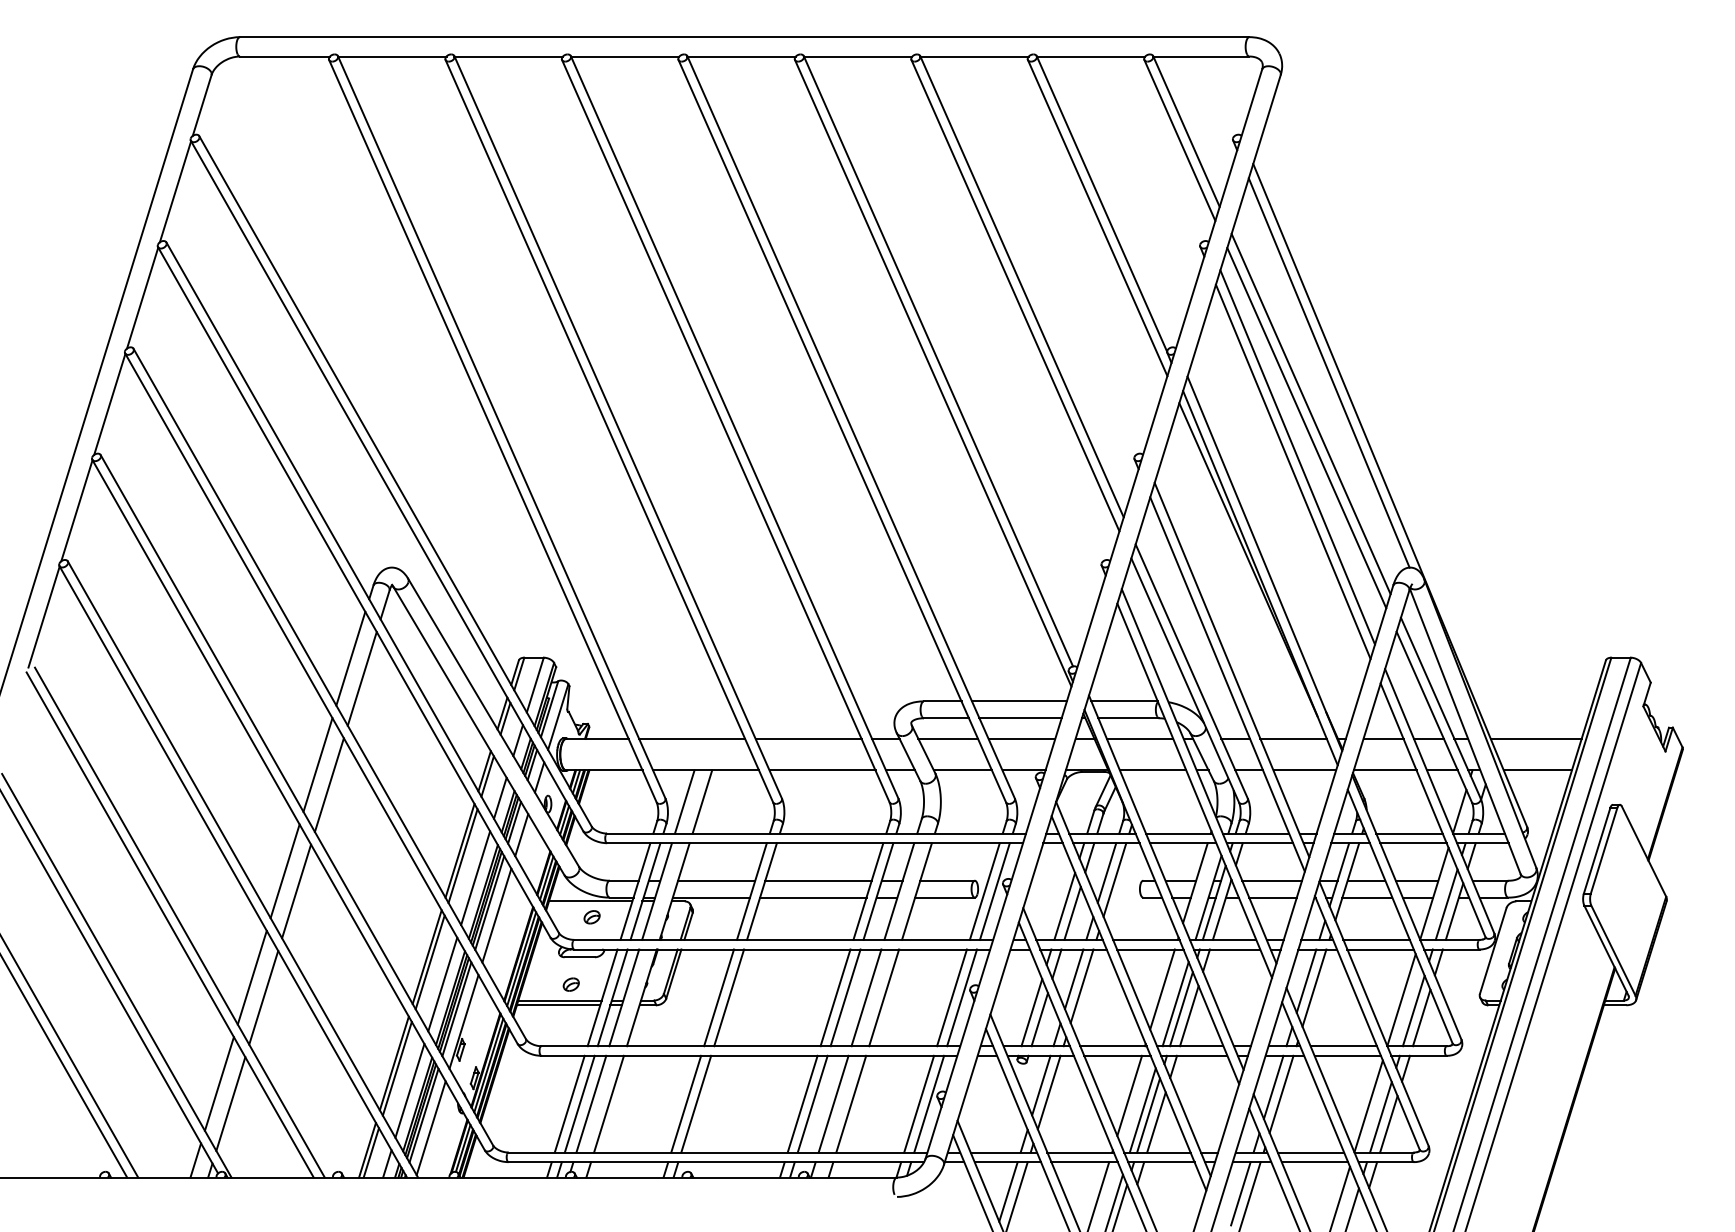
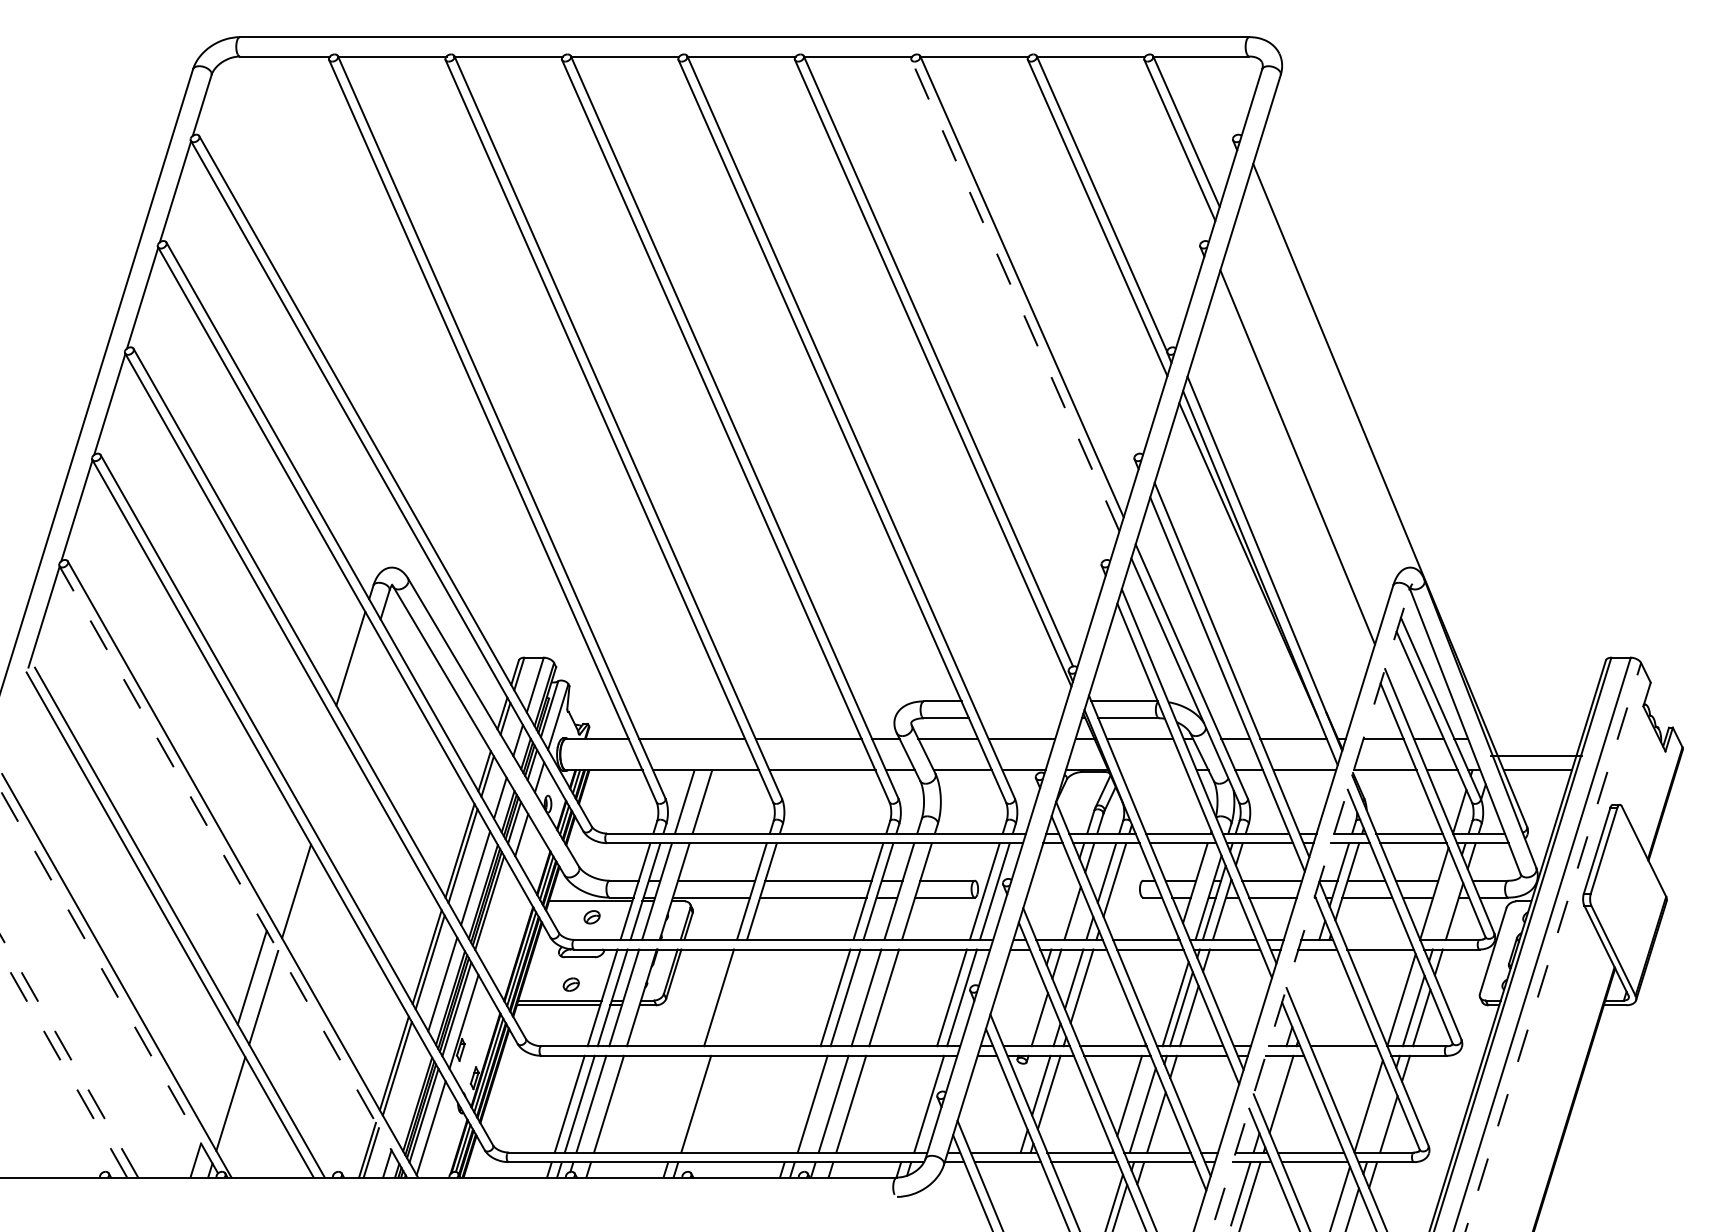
line: solid -> dashed (1015, 295)
line: present -> none (1328, 372)
line: present -> none (1310, 413)
line: present -> none (1306, 427)
line: present -> none (1292, 471)
line: present -> none (361, 678)
line: present -> none (1019, 701)
line: present -> none (1020, 718)
line position: (1535, 738) -> (1535, 755) (1535, 755)
line: present -> none (317, 764)
line: present -> none (1153, 770)
line: present -> none (328, 785)
line: solid -> dashed (233, 871)
line: present -> none (284, 871)
line: present -> none (1446, 904)
line: present -> none (1064, 905)
line: solid -> dashed (1310, 911)
line: present -> none (496, 915)
line: present -> none (1376, 939)
line: solid -> dashed (1553, 946)
line: present -> none (1306, 980)
line: solid -> dashed (109, 981)
line: present -> none (1314, 987)
line: present -> none (1162, 989)
line: present -> none (729, 997)
line: present -> none (1031, 1012)
line: solid -> dashed (69, 1055)
line: present -> none (1347, 1055)
line: solid -> dashed (63, 1065)
line: present -> none (218, 1083)
line: present -> none (1273, 1087)
line: present -> none (409, 1090)
line: present -> none (686, 1103)
line: present -> none (802, 1103)
line: present -> none (919, 1103)
line: present -> none (1148, 1115)
line: present -> none (1380, 1117)
line: present -> none (1008, 1191)
line: present -> none (1017, 1195)
line: present -> none (1098, 1195)
